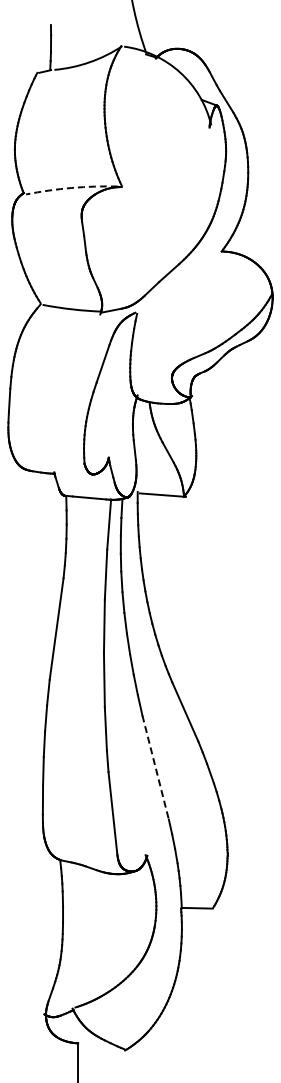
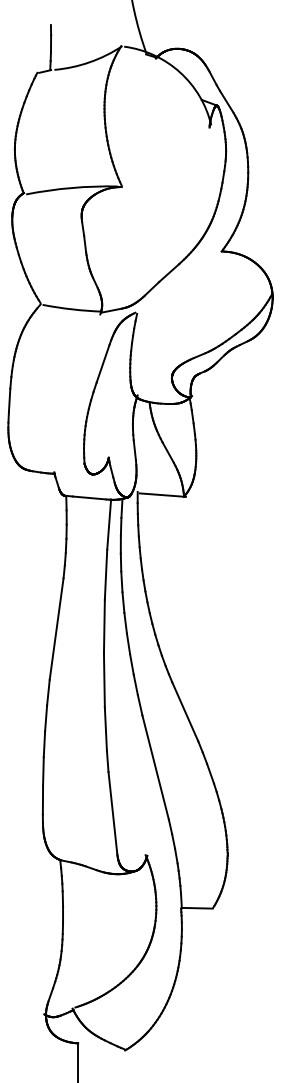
arc: dashed -> solid (71, 187)
line: dashed -> solid (155, 767)
